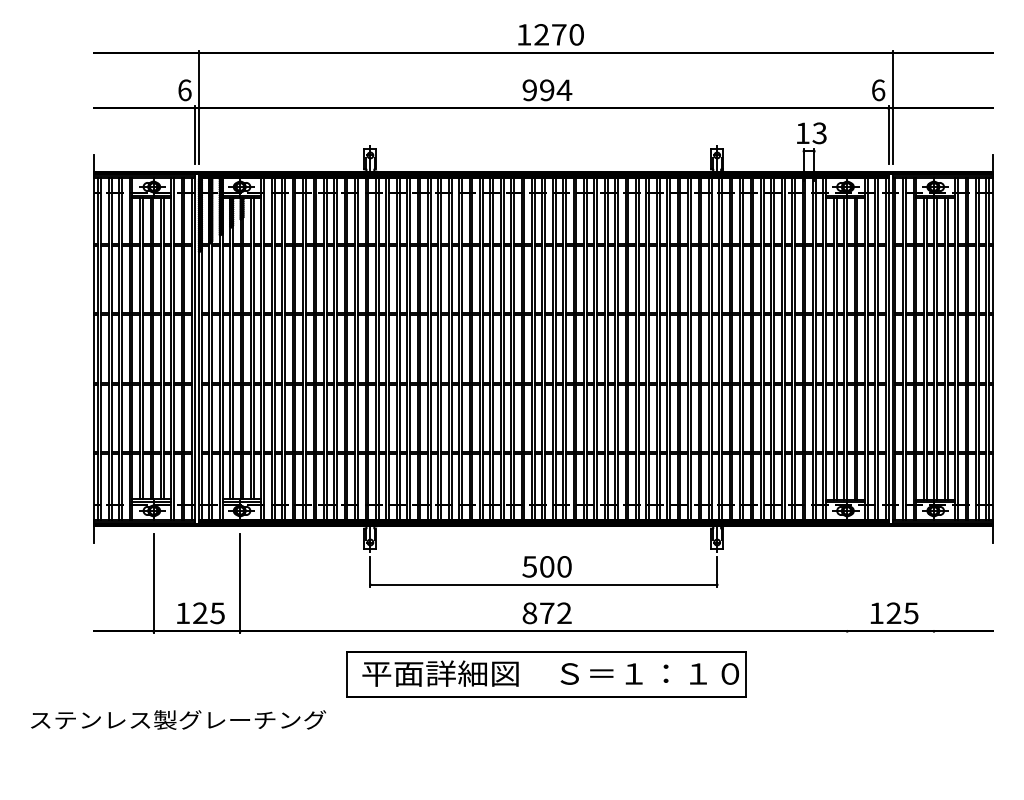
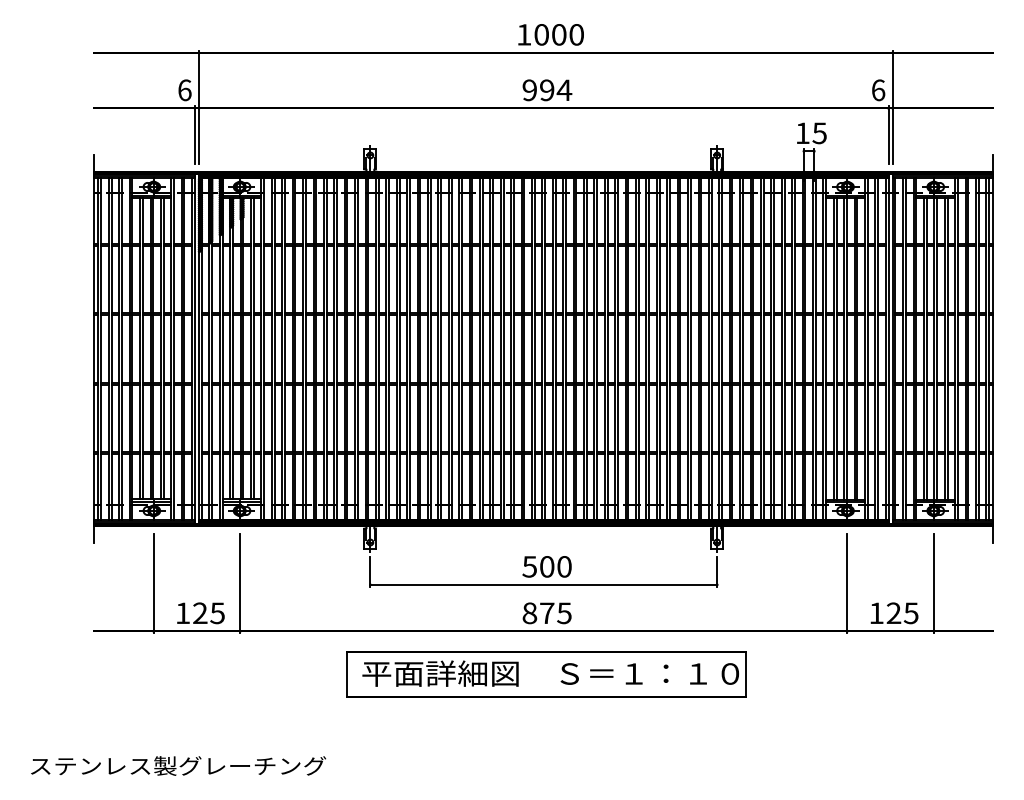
text: 1270 -> 1000 (550, 34)
text: 13 -> 15 (819, 132)
line: none -> present (847, 583)
line: none -> present (933, 583)
text: 872 -> 875 (564, 613)
text position: (178, 719) -> (178, 765) (178, 765)
